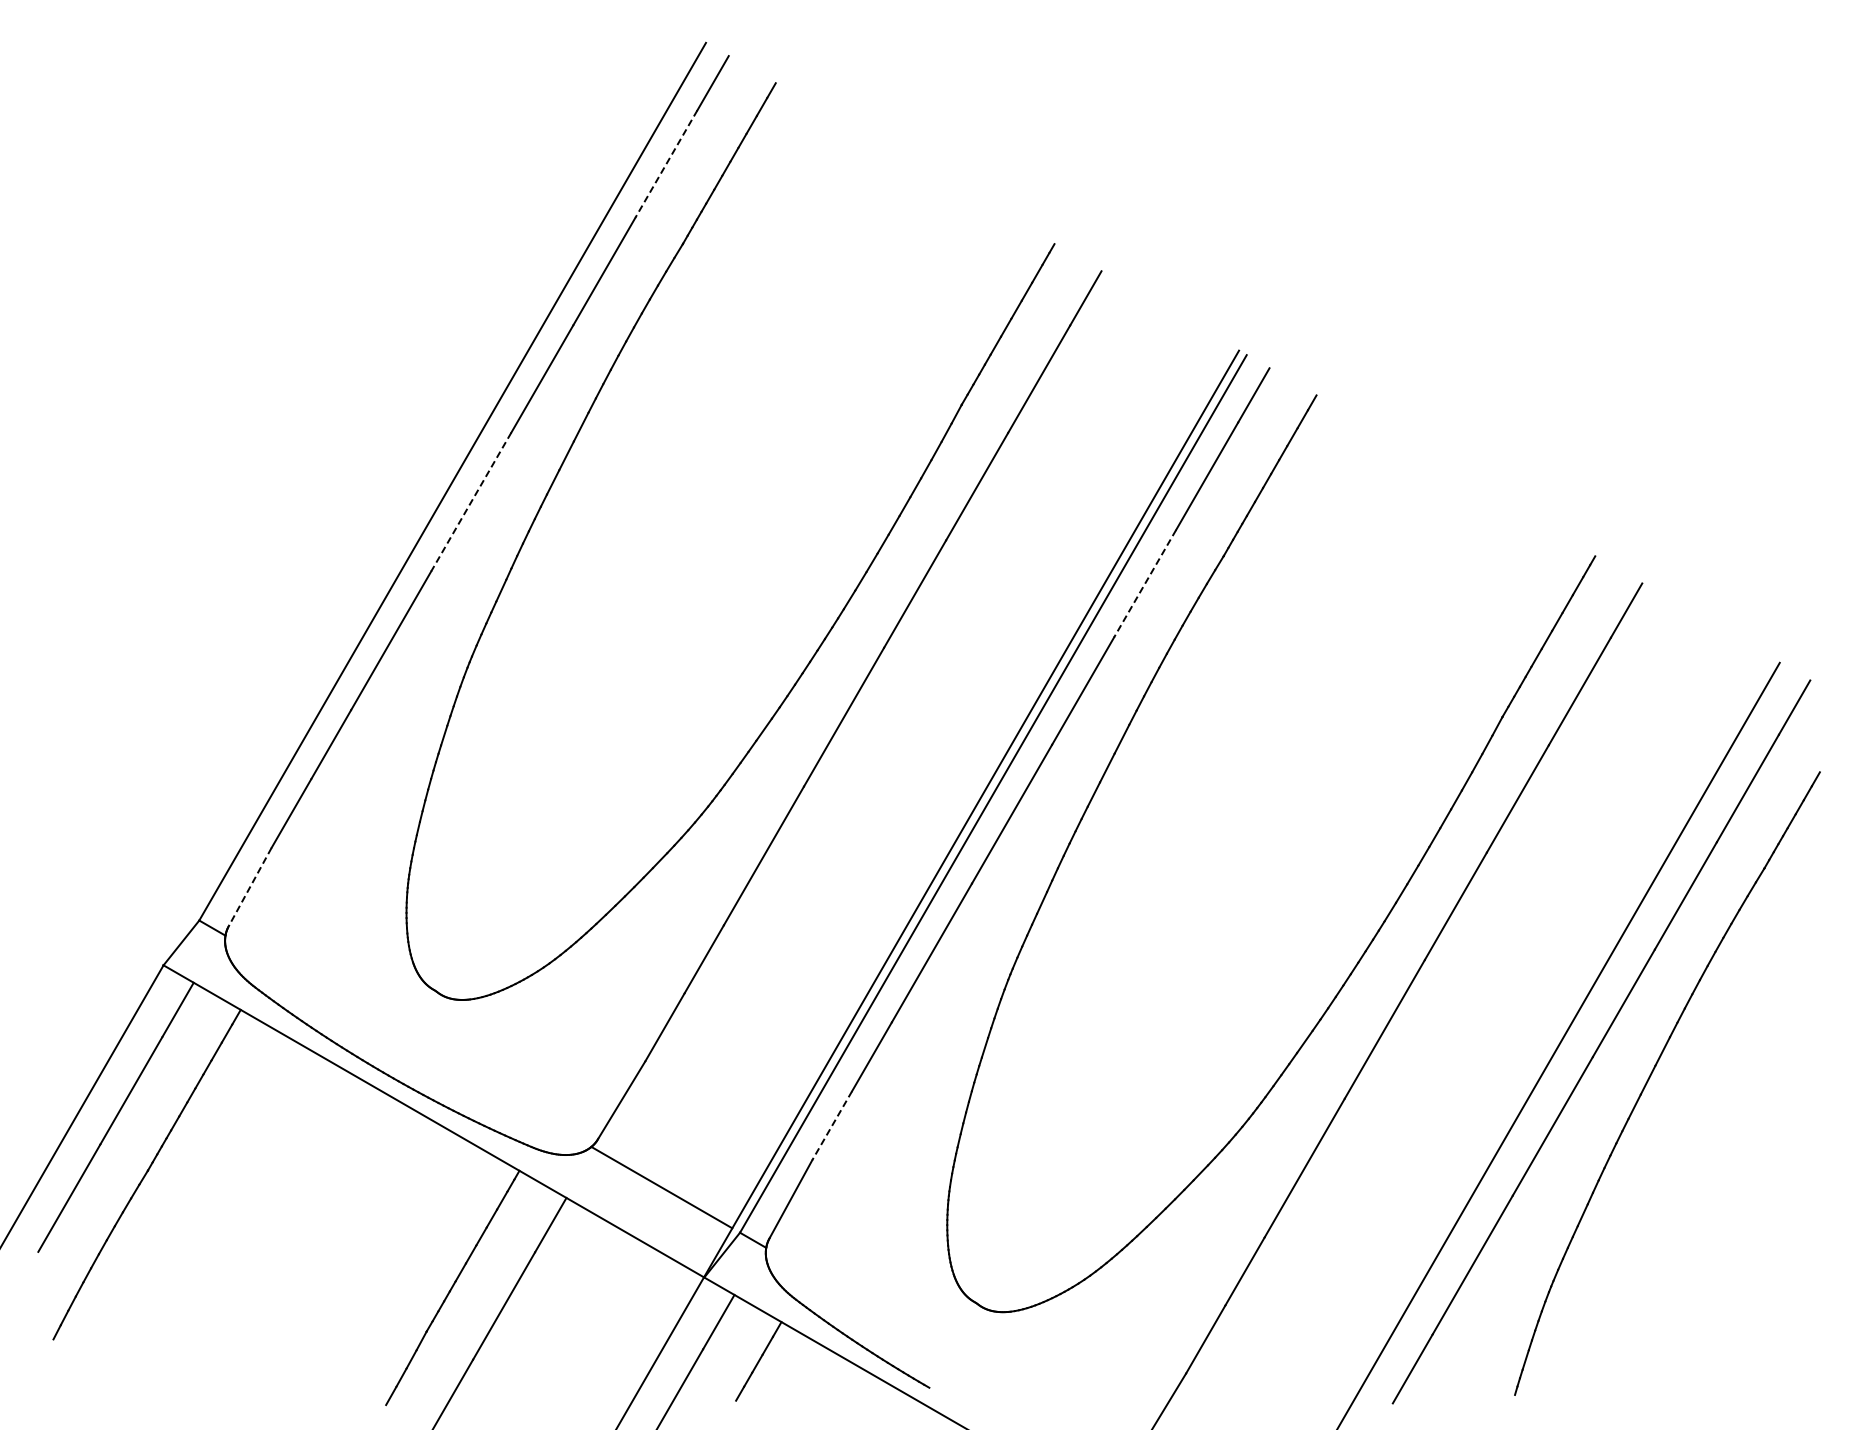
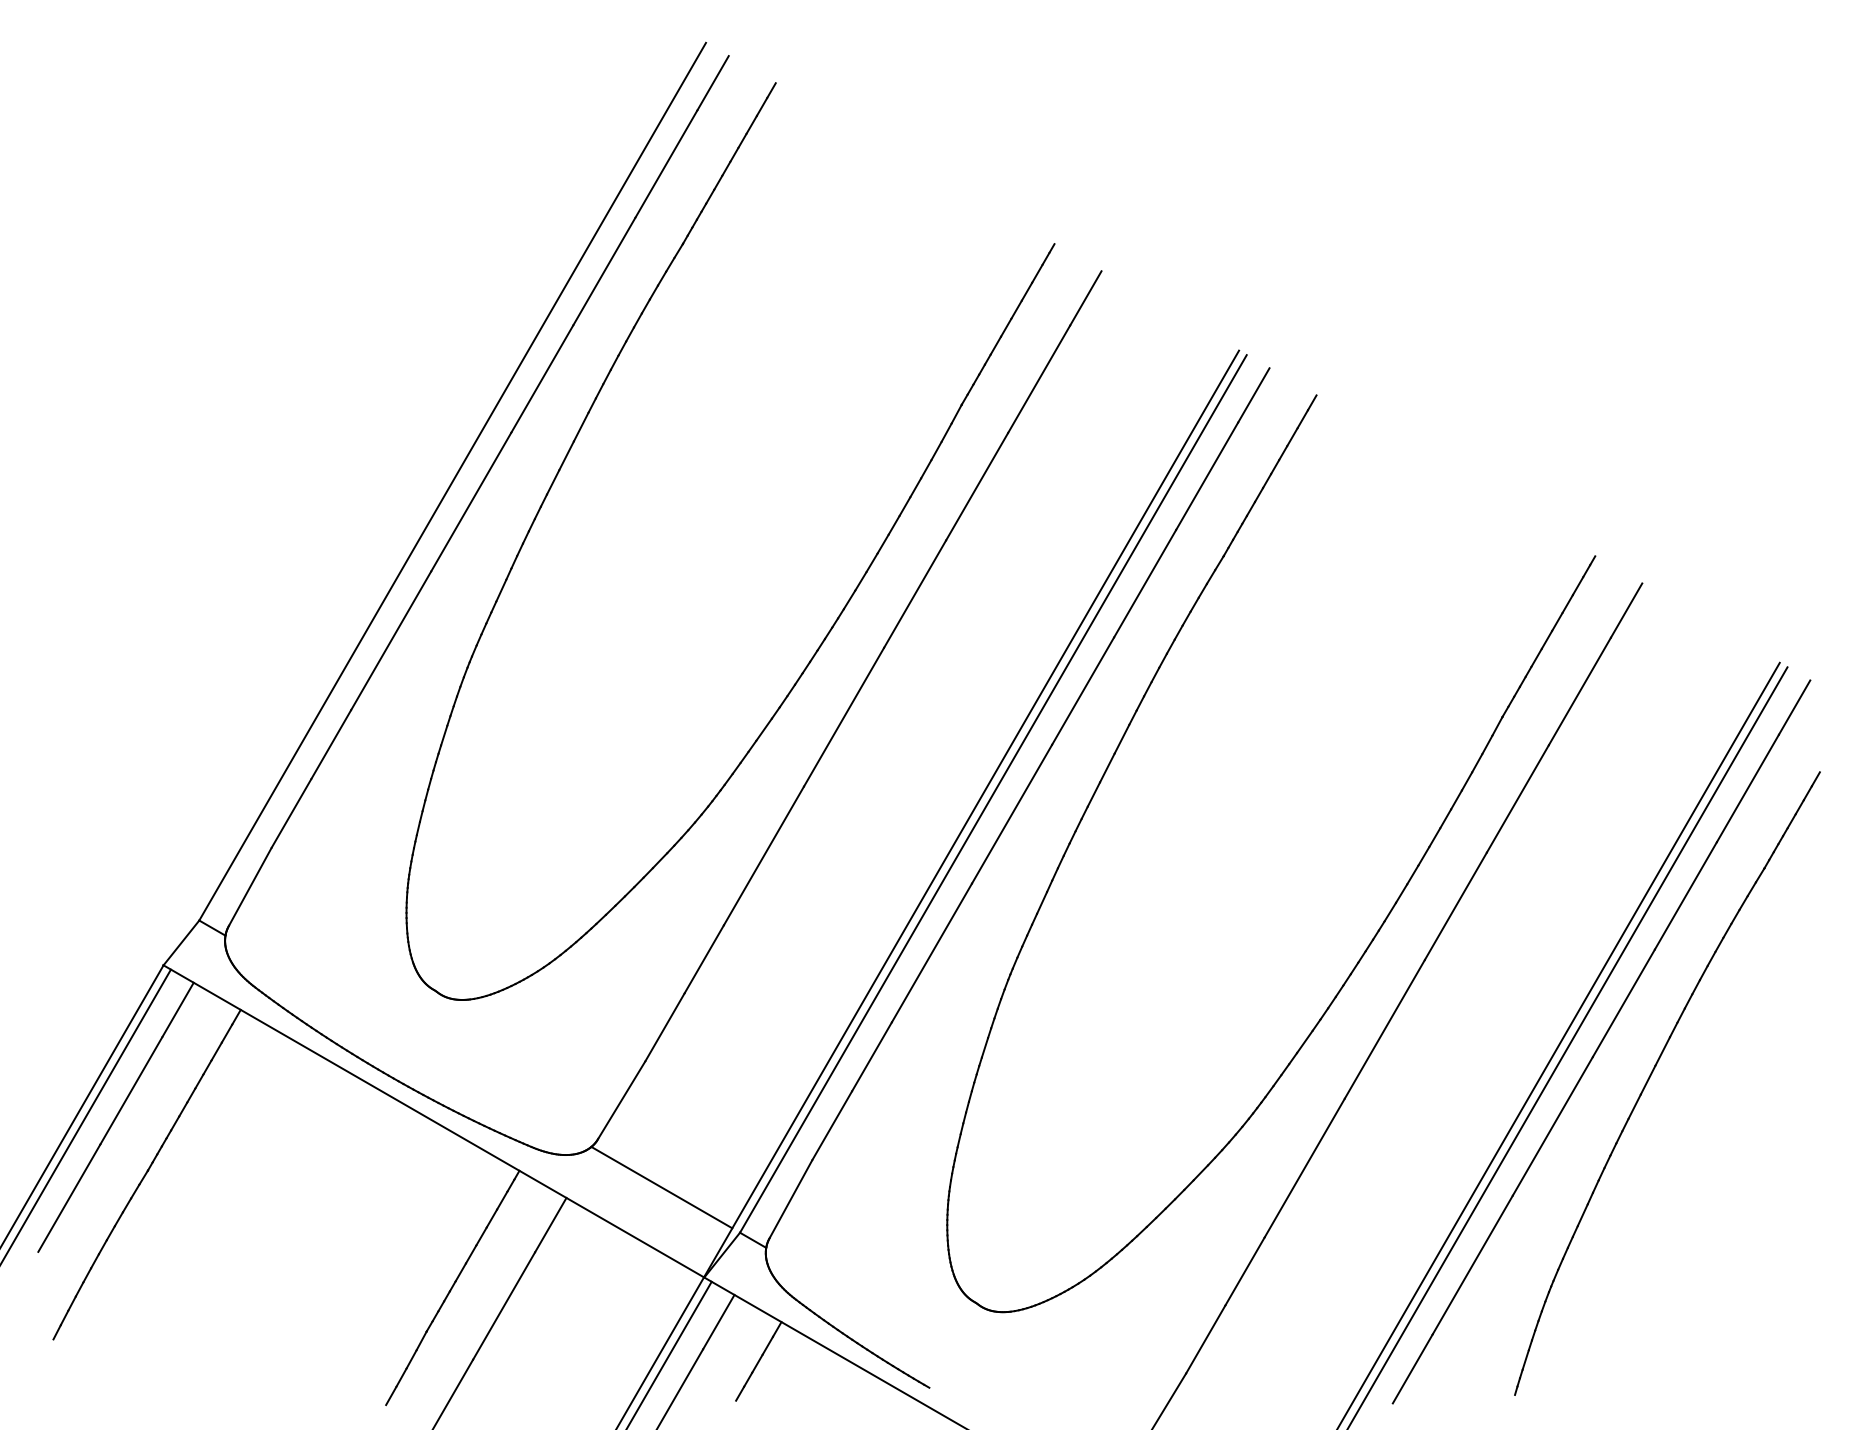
line: dashed -> solid (666, 164)
line: dashed -> solid (471, 502)
line: dashed -> solid (1144, 584)
line: dashed -> solid (250, 887)
line: none -> present (1568, 1046)
line: none -> present (86, 1115)
line: dashed -> solid (832, 1125)
line: none -> present (669, 1353)
